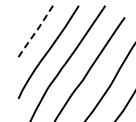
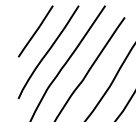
line: dashed -> solid (36, 31)
